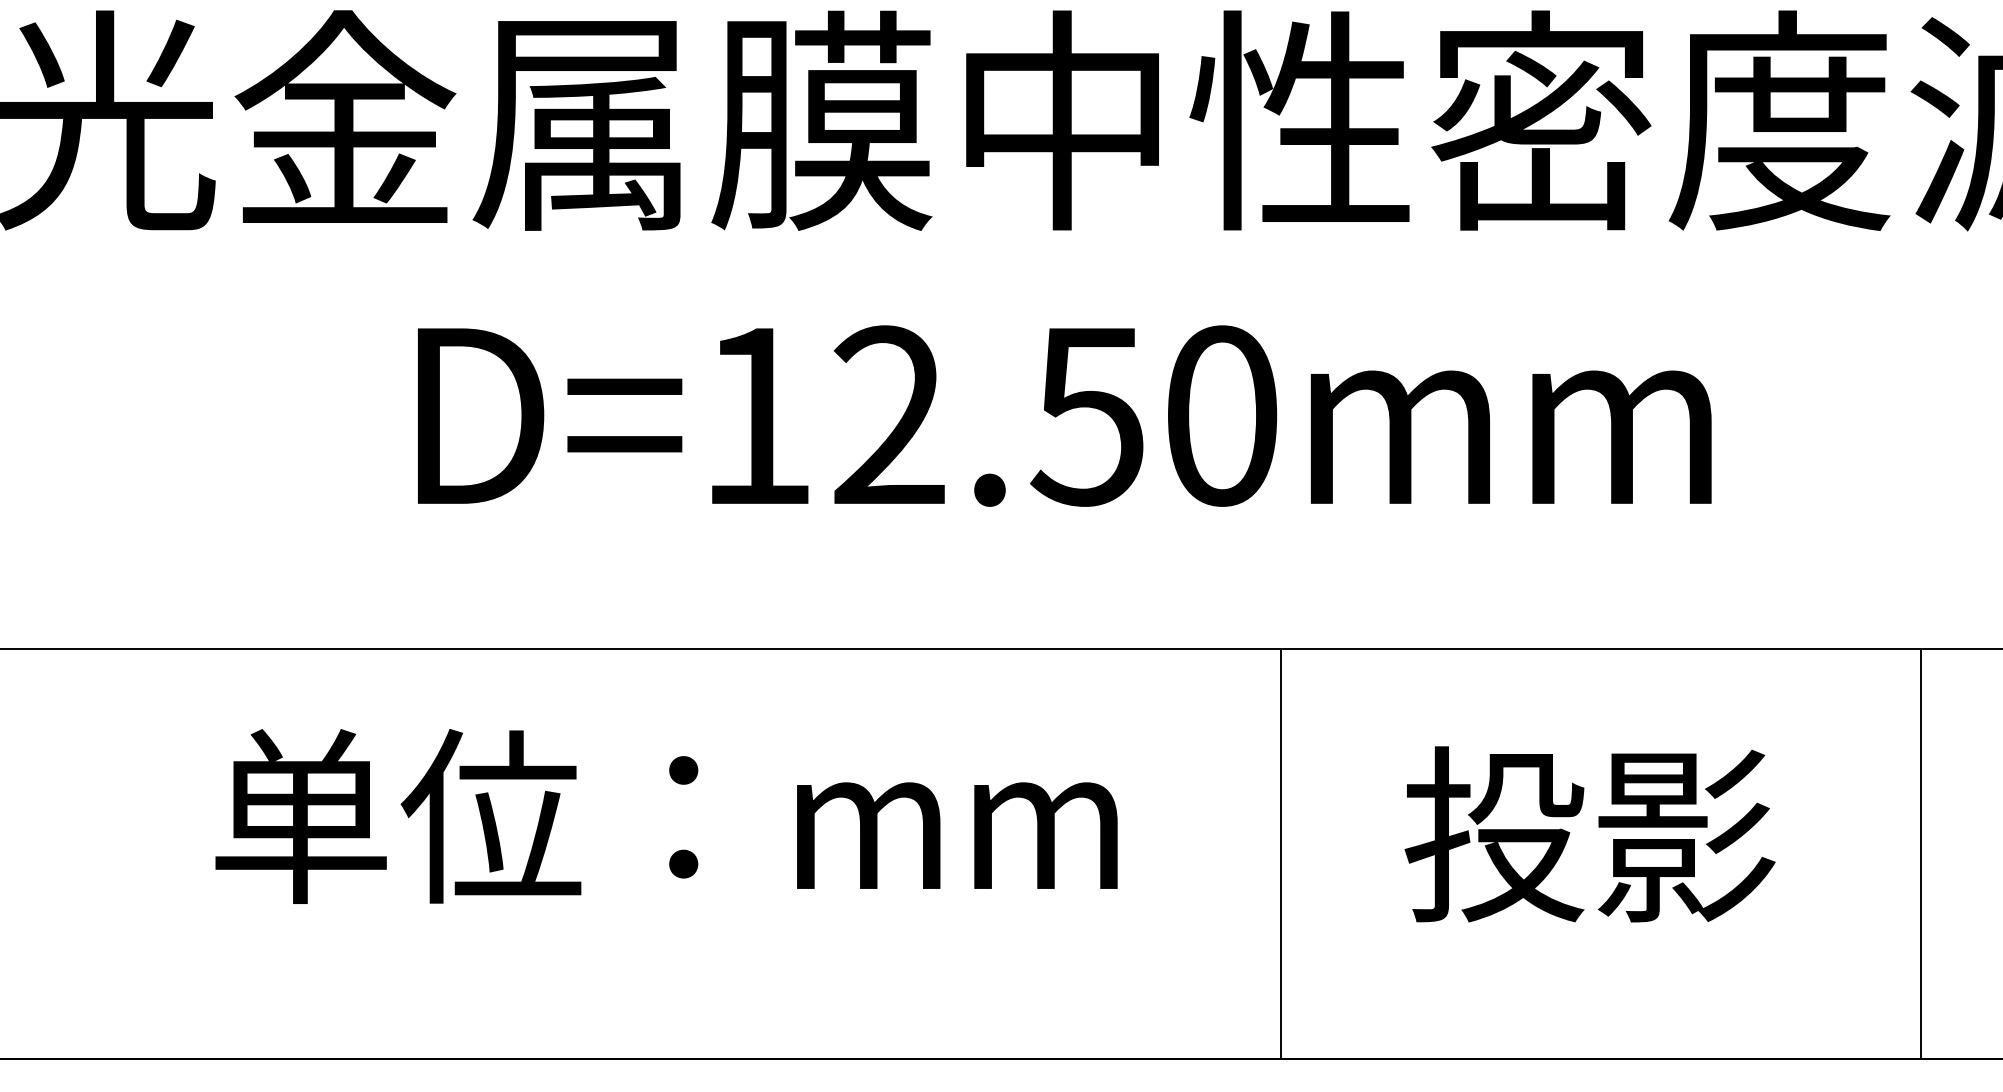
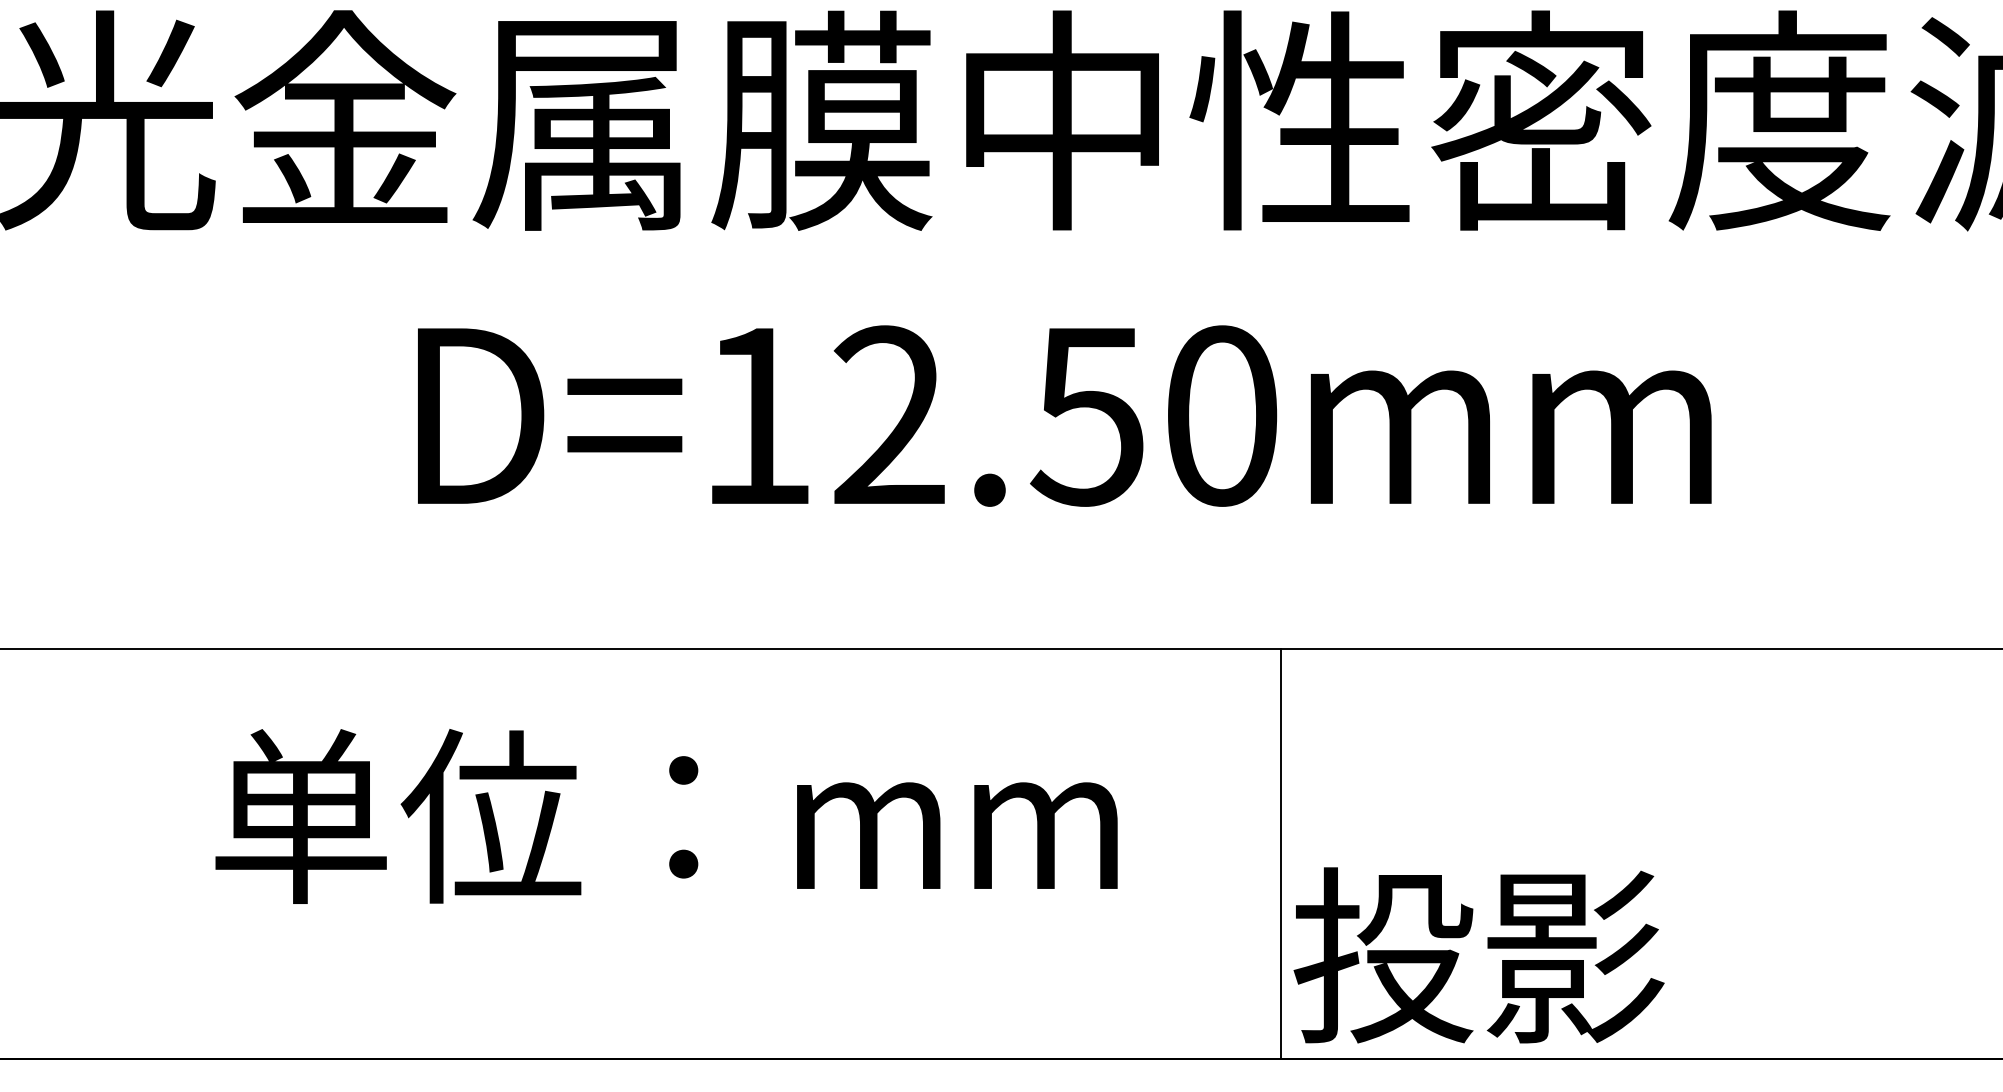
text position: (1589, 834) -> (1478, 955) (1478, 955)
line: present -> none (1921, 854)
